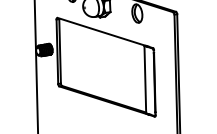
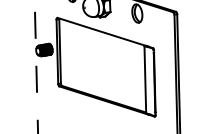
line: solid -> dashed (36, 67)
